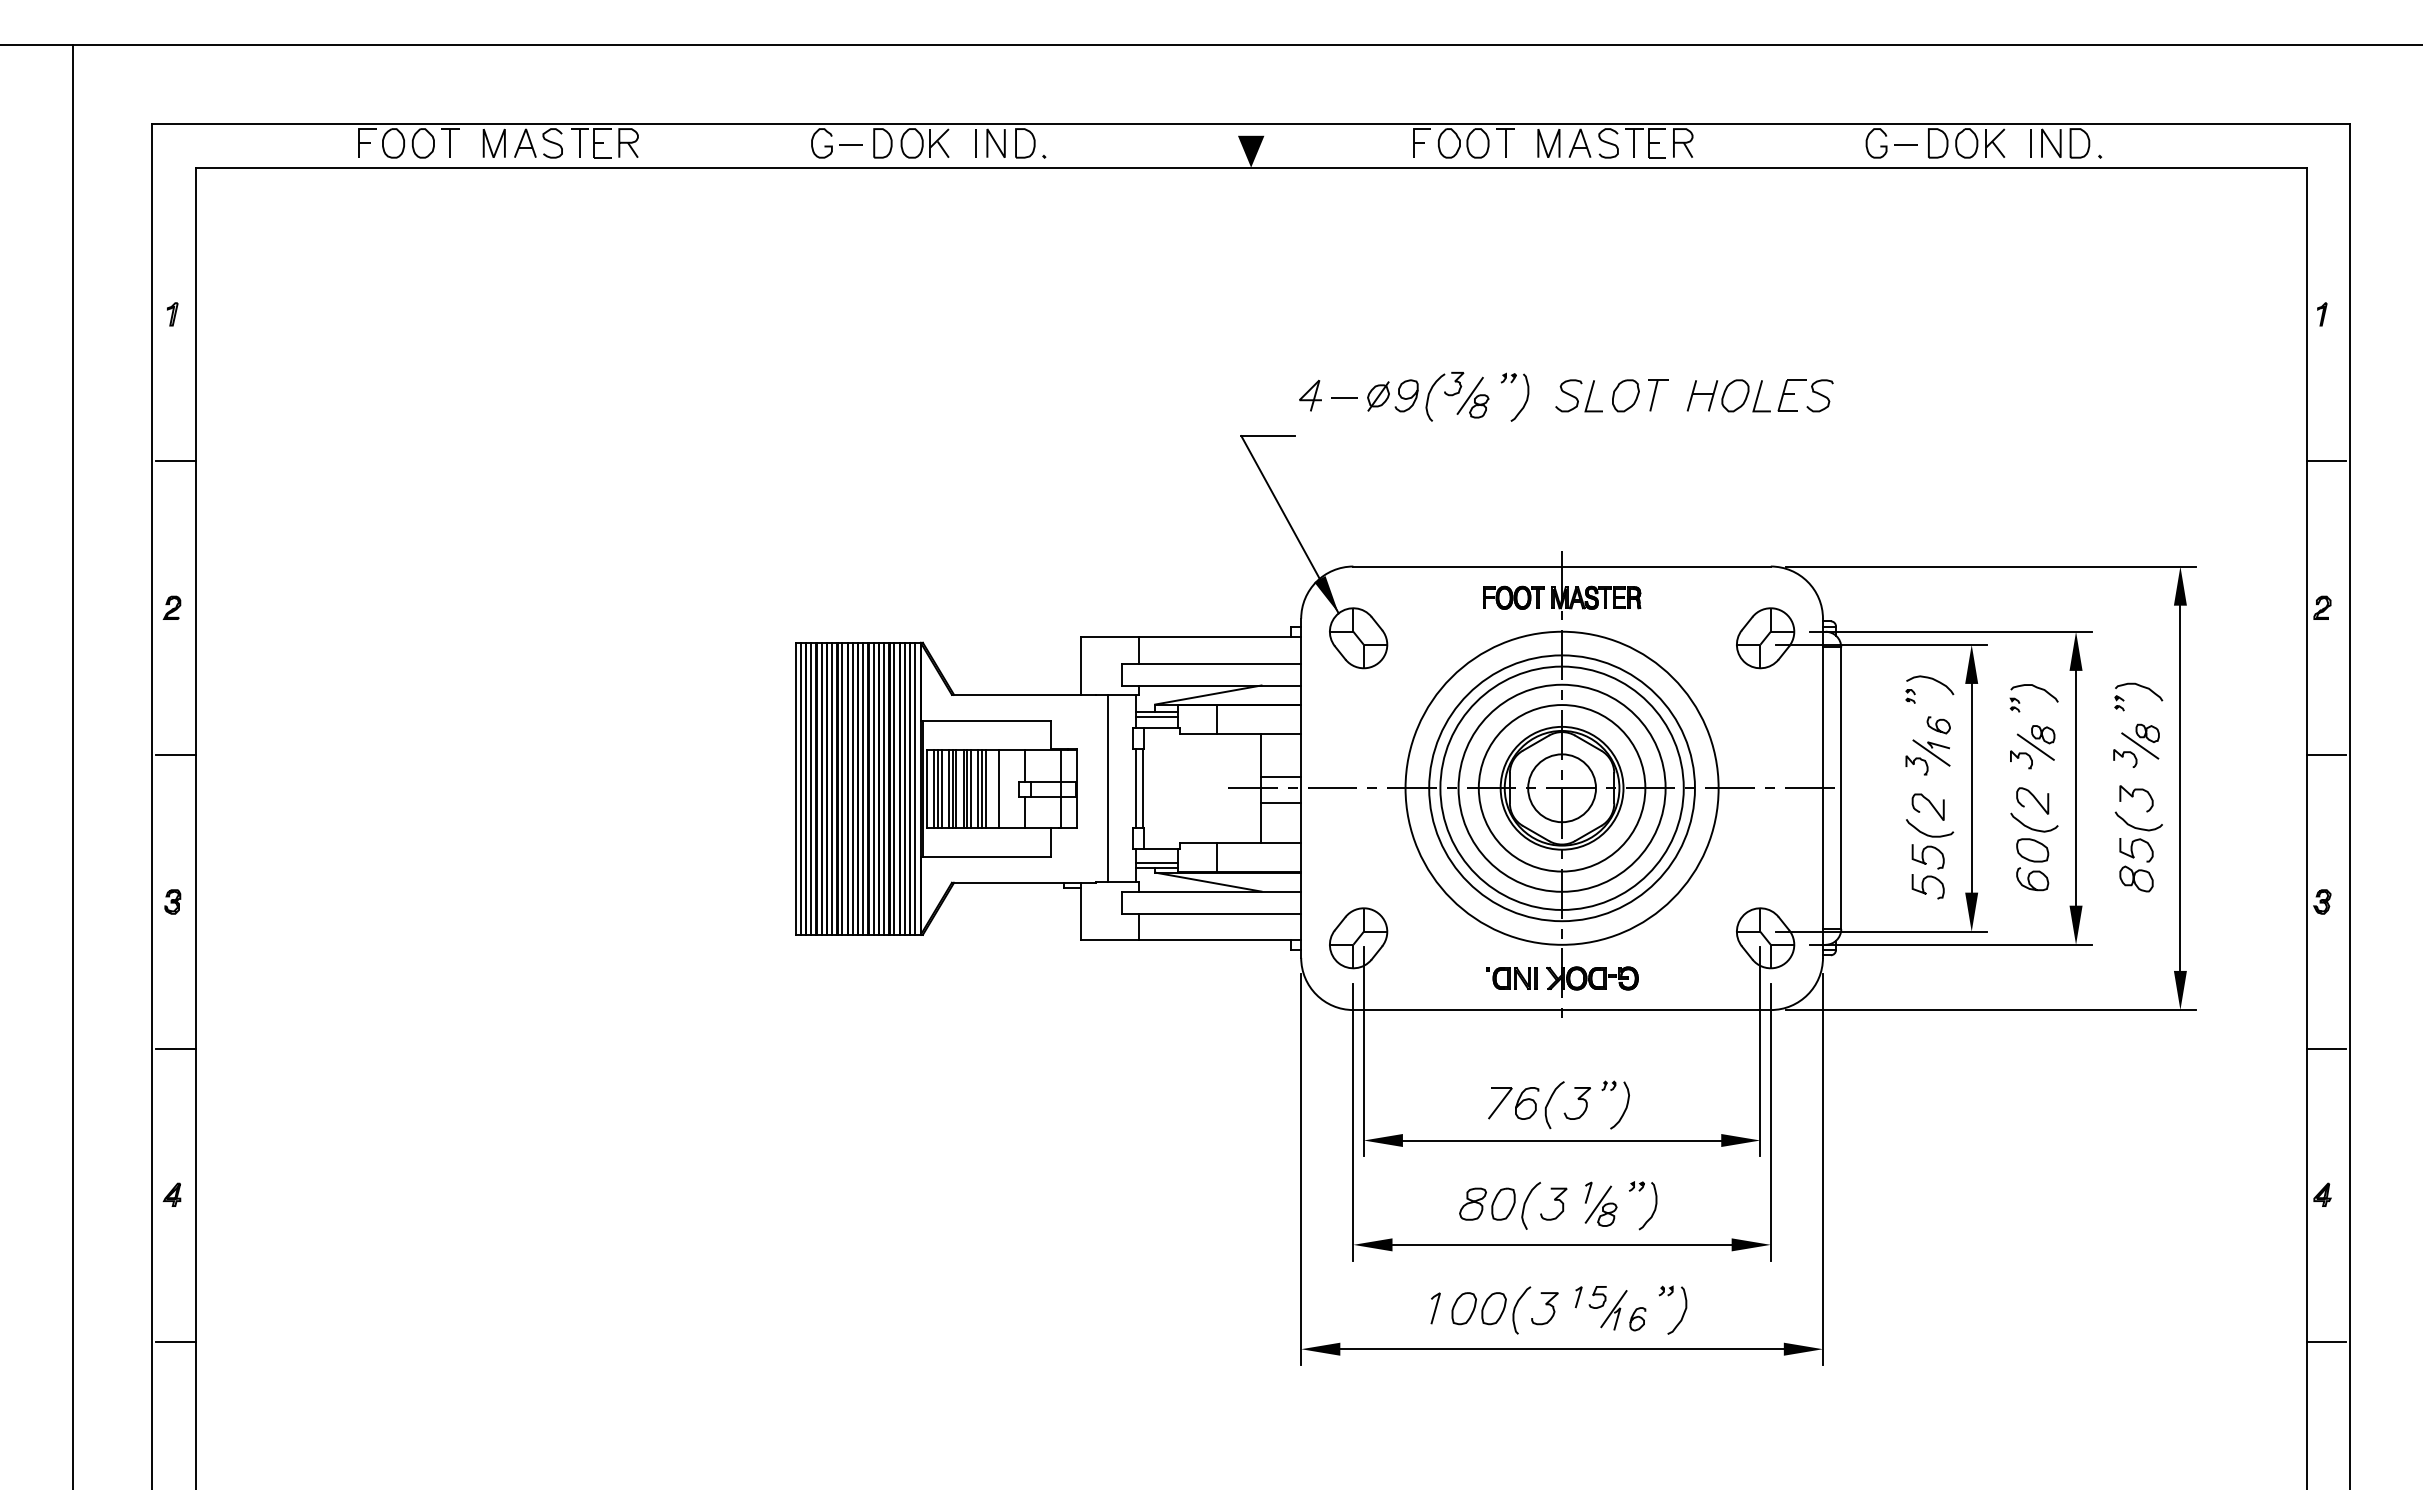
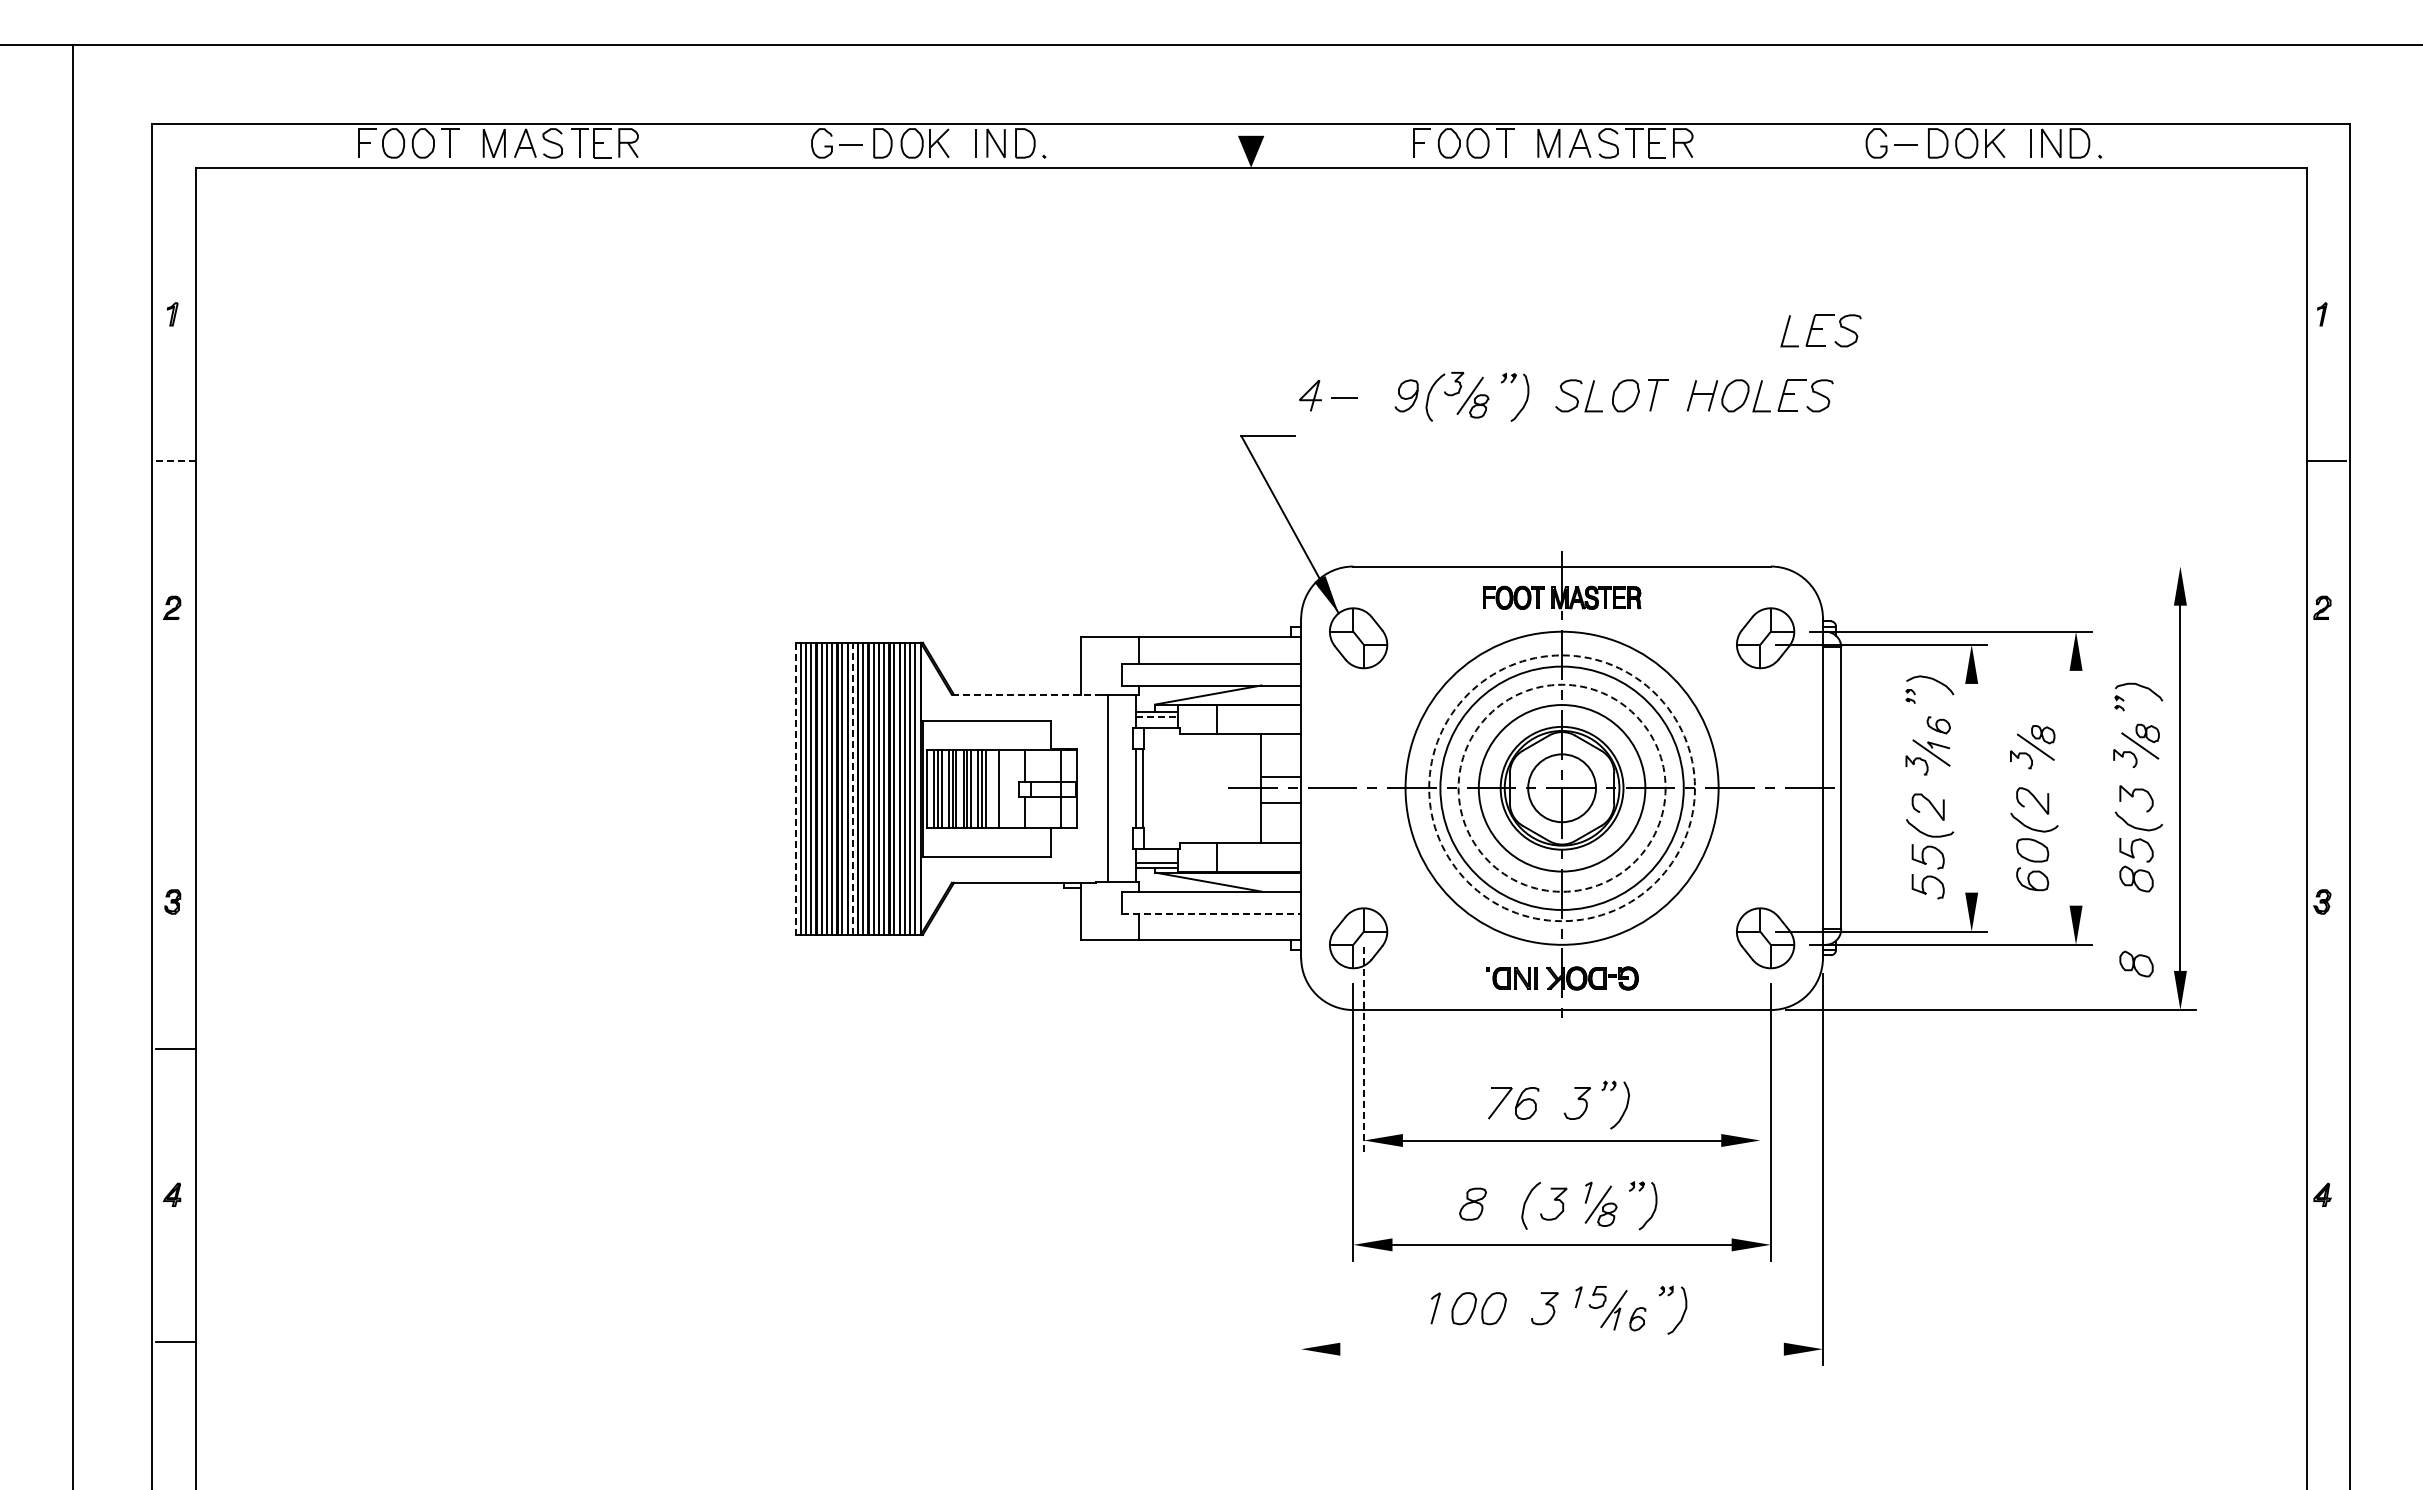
part: none -> present (1820, 330)
part: present -> none (1378, 396)
line: solid -> dashed (175, 461)
line: present -> none (1991, 566)
part: present -> none (2036, 688)
line: solid -> dashed (1024, 694)
line: solid -> dashed (1156, 717)
line: present -> none (175, 754)
line: present -> none (2326, 754)
circle: solid -> dashed (1561, 787)
line: present -> none (1971, 787)
line: present -> none (2076, 787)
line: solid -> dashed (852, 788)
circle: solid -> dashed (1561, 788)
line: solid -> dashed (795, 789)
line: solid -> dashed (1211, 913)
part: none -> present (2136, 963)
line: present -> none (2326, 1048)
line: present -> none (1760, 1051)
line: solid -> dashed (1363, 1052)
curve: present -> none (1549, 1102)
line: present -> none (1301, 1168)
part: present -> none (1503, 1203)
curve: present -> none (1515, 1310)
line: present -> none (2326, 1342)
line: present -> none (1561, 1349)
